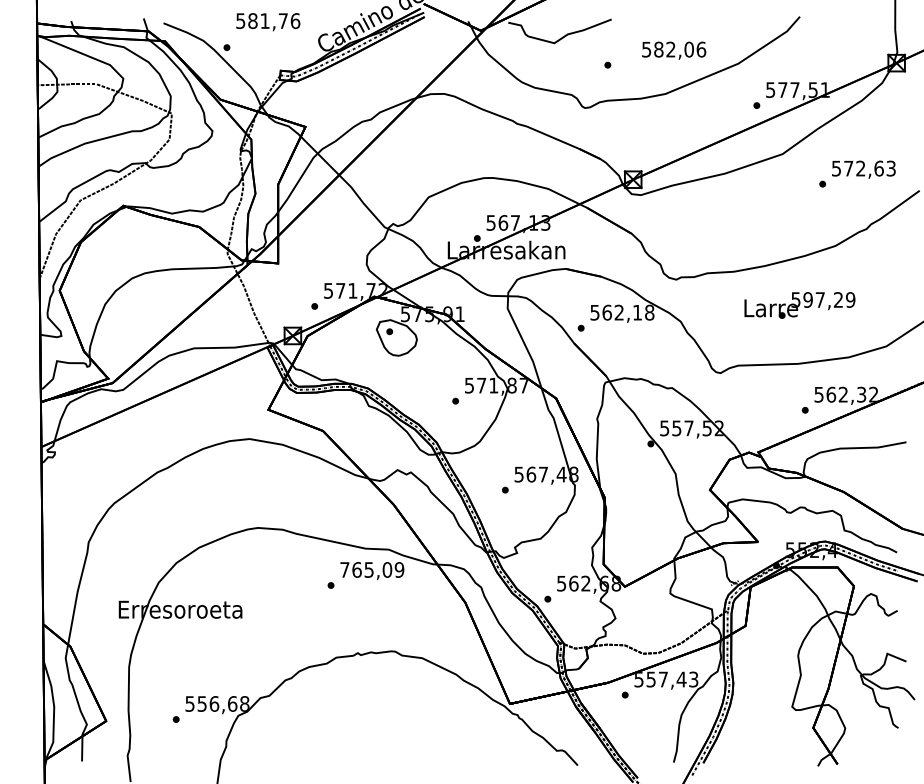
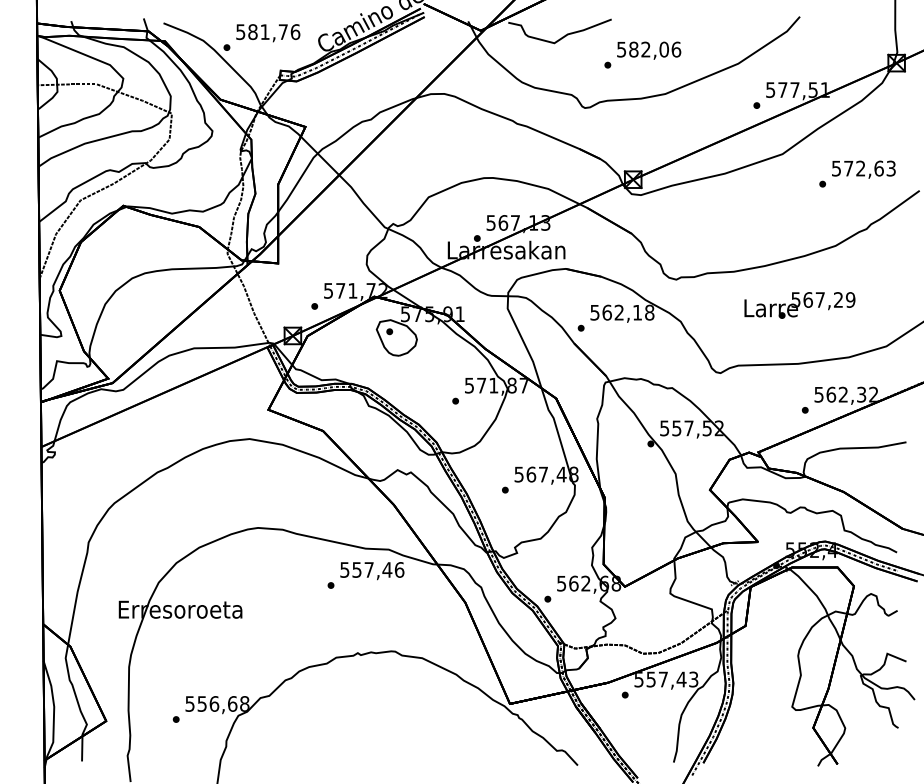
text position: (268, 22) -> (268, 33) (268, 33)
text position: (674, 50) -> (649, 50) (649, 50)
text: 597,29 -> 567,29 (807, 299)
text: 765,09 -> 557,46 (372, 569)
